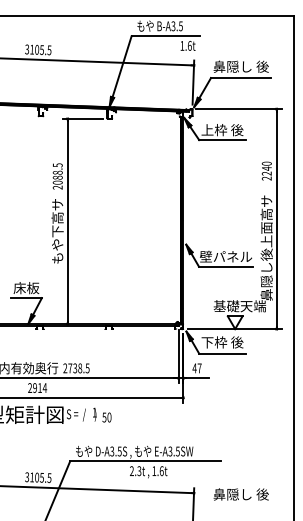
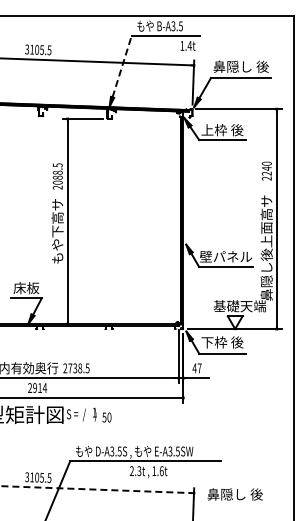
text: 1.6t -> 1.4t (189, 45)
line: solid -> dashed (122, 66)
line: solid -> dashed (95, 489)
text position: (240, 494) -> (234, 494) (234, 494)
